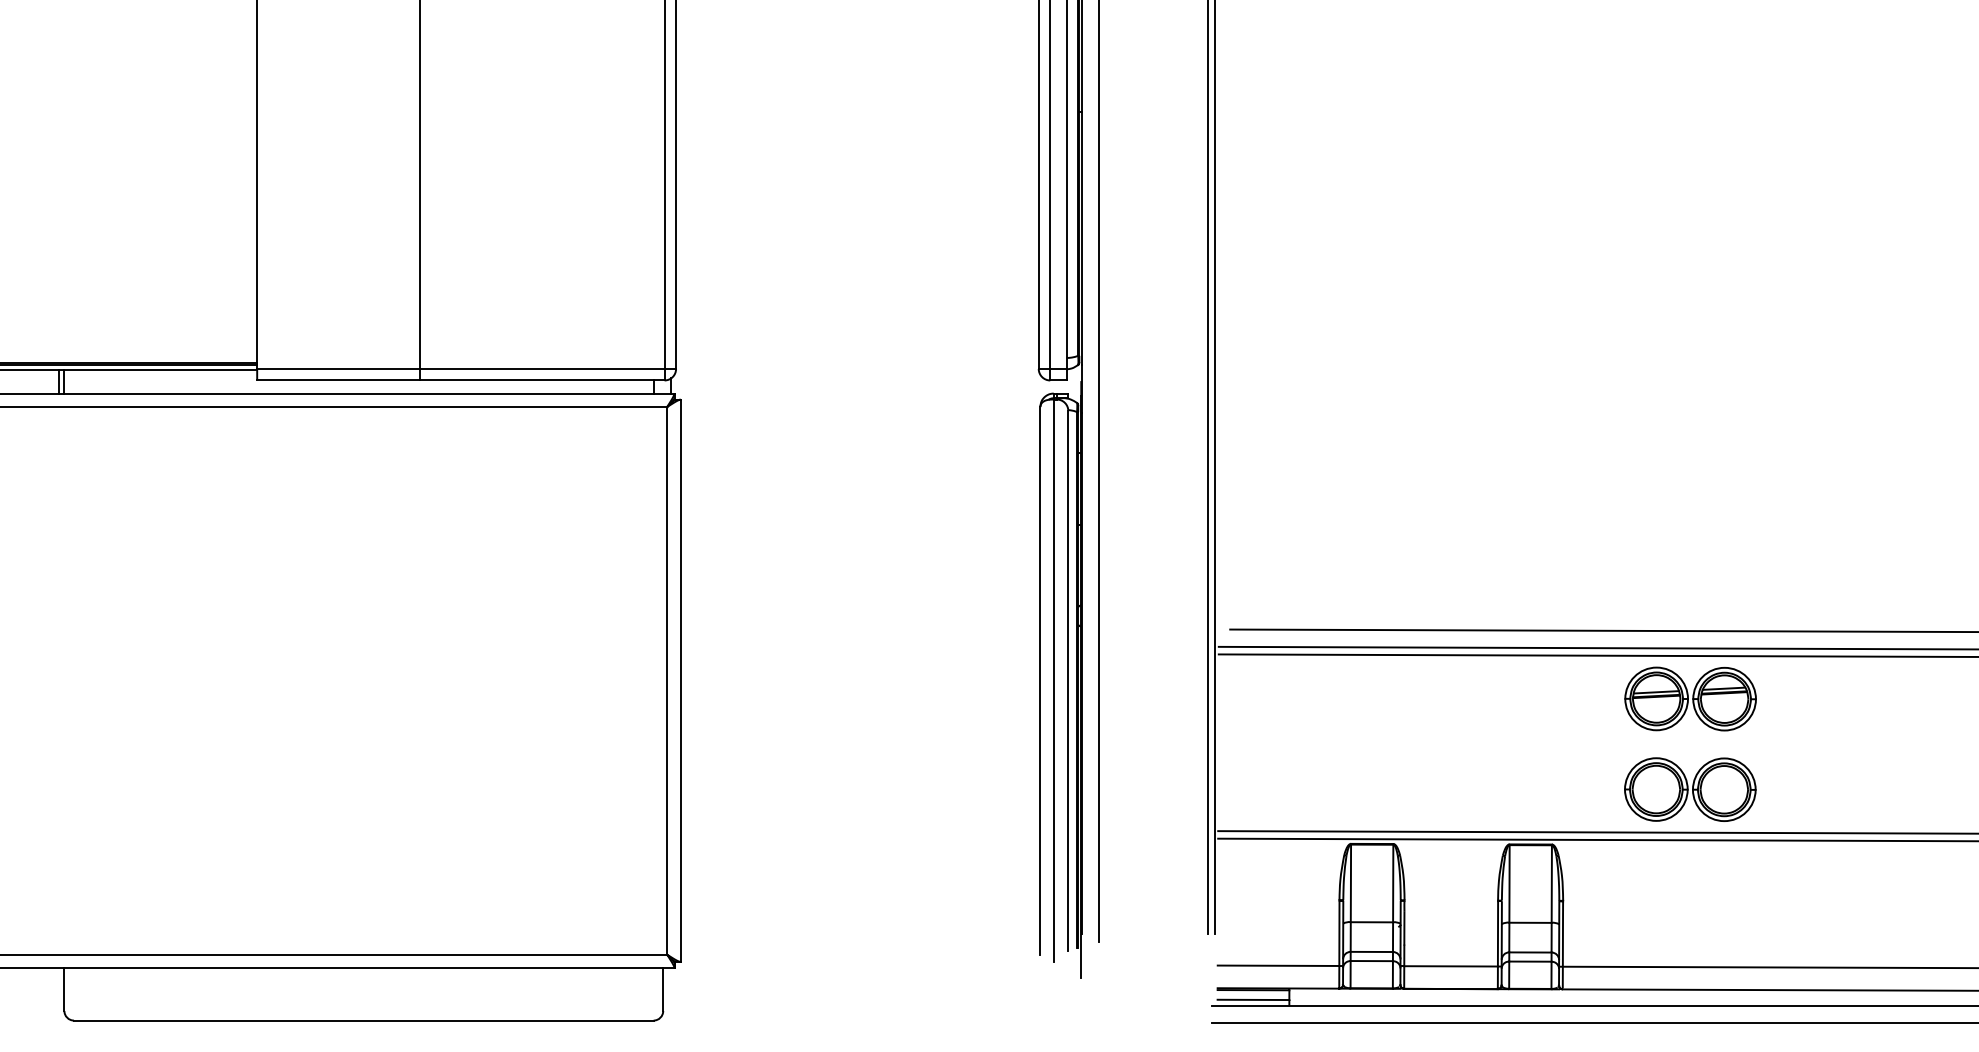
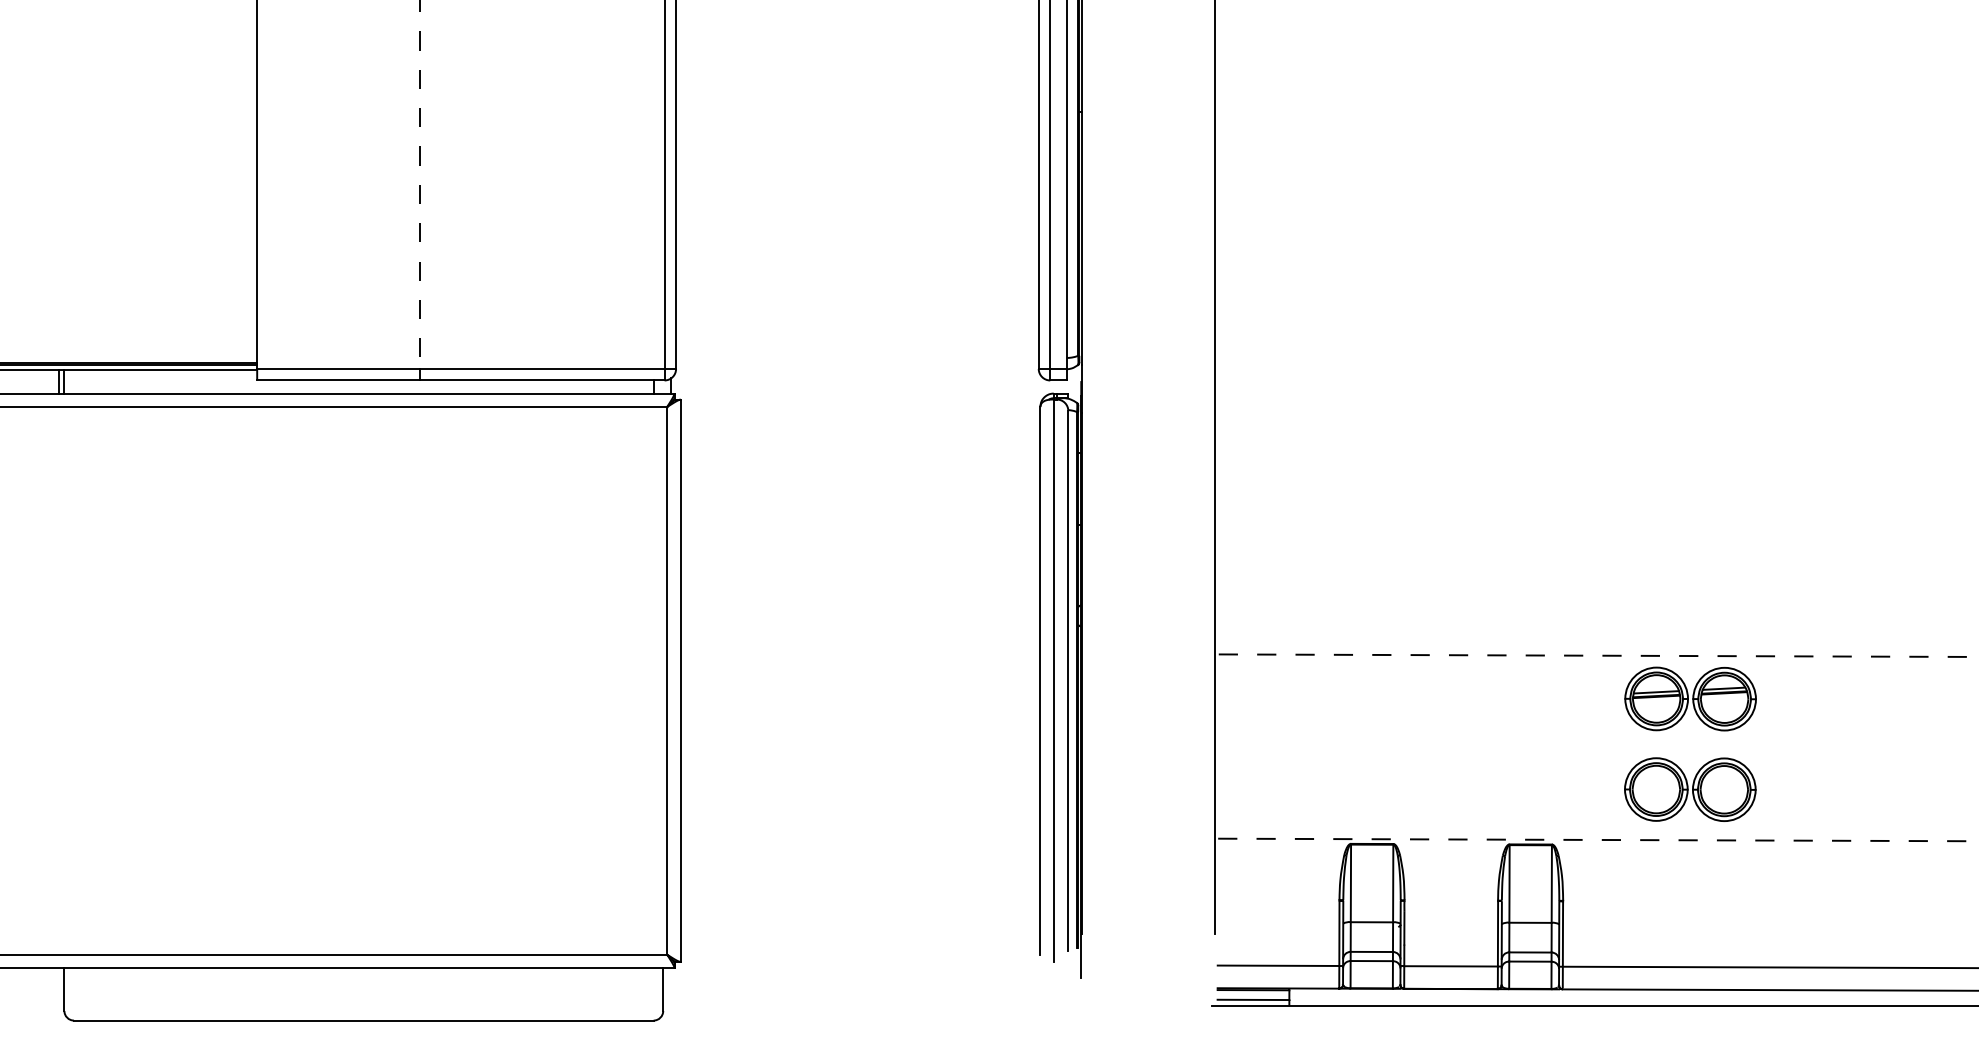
line: solid -> dashed (420, 185)
line: present -> none (1208, 467)
line: present -> none (1099, 472)
line: present -> none (1602, 630)
line: present -> none (1596, 647)
line: solid -> dashed (1598, 655)
line: present -> none (1596, 832)
line: solid -> dashed (1598, 839)
line: present -> none (1593, 1023)
